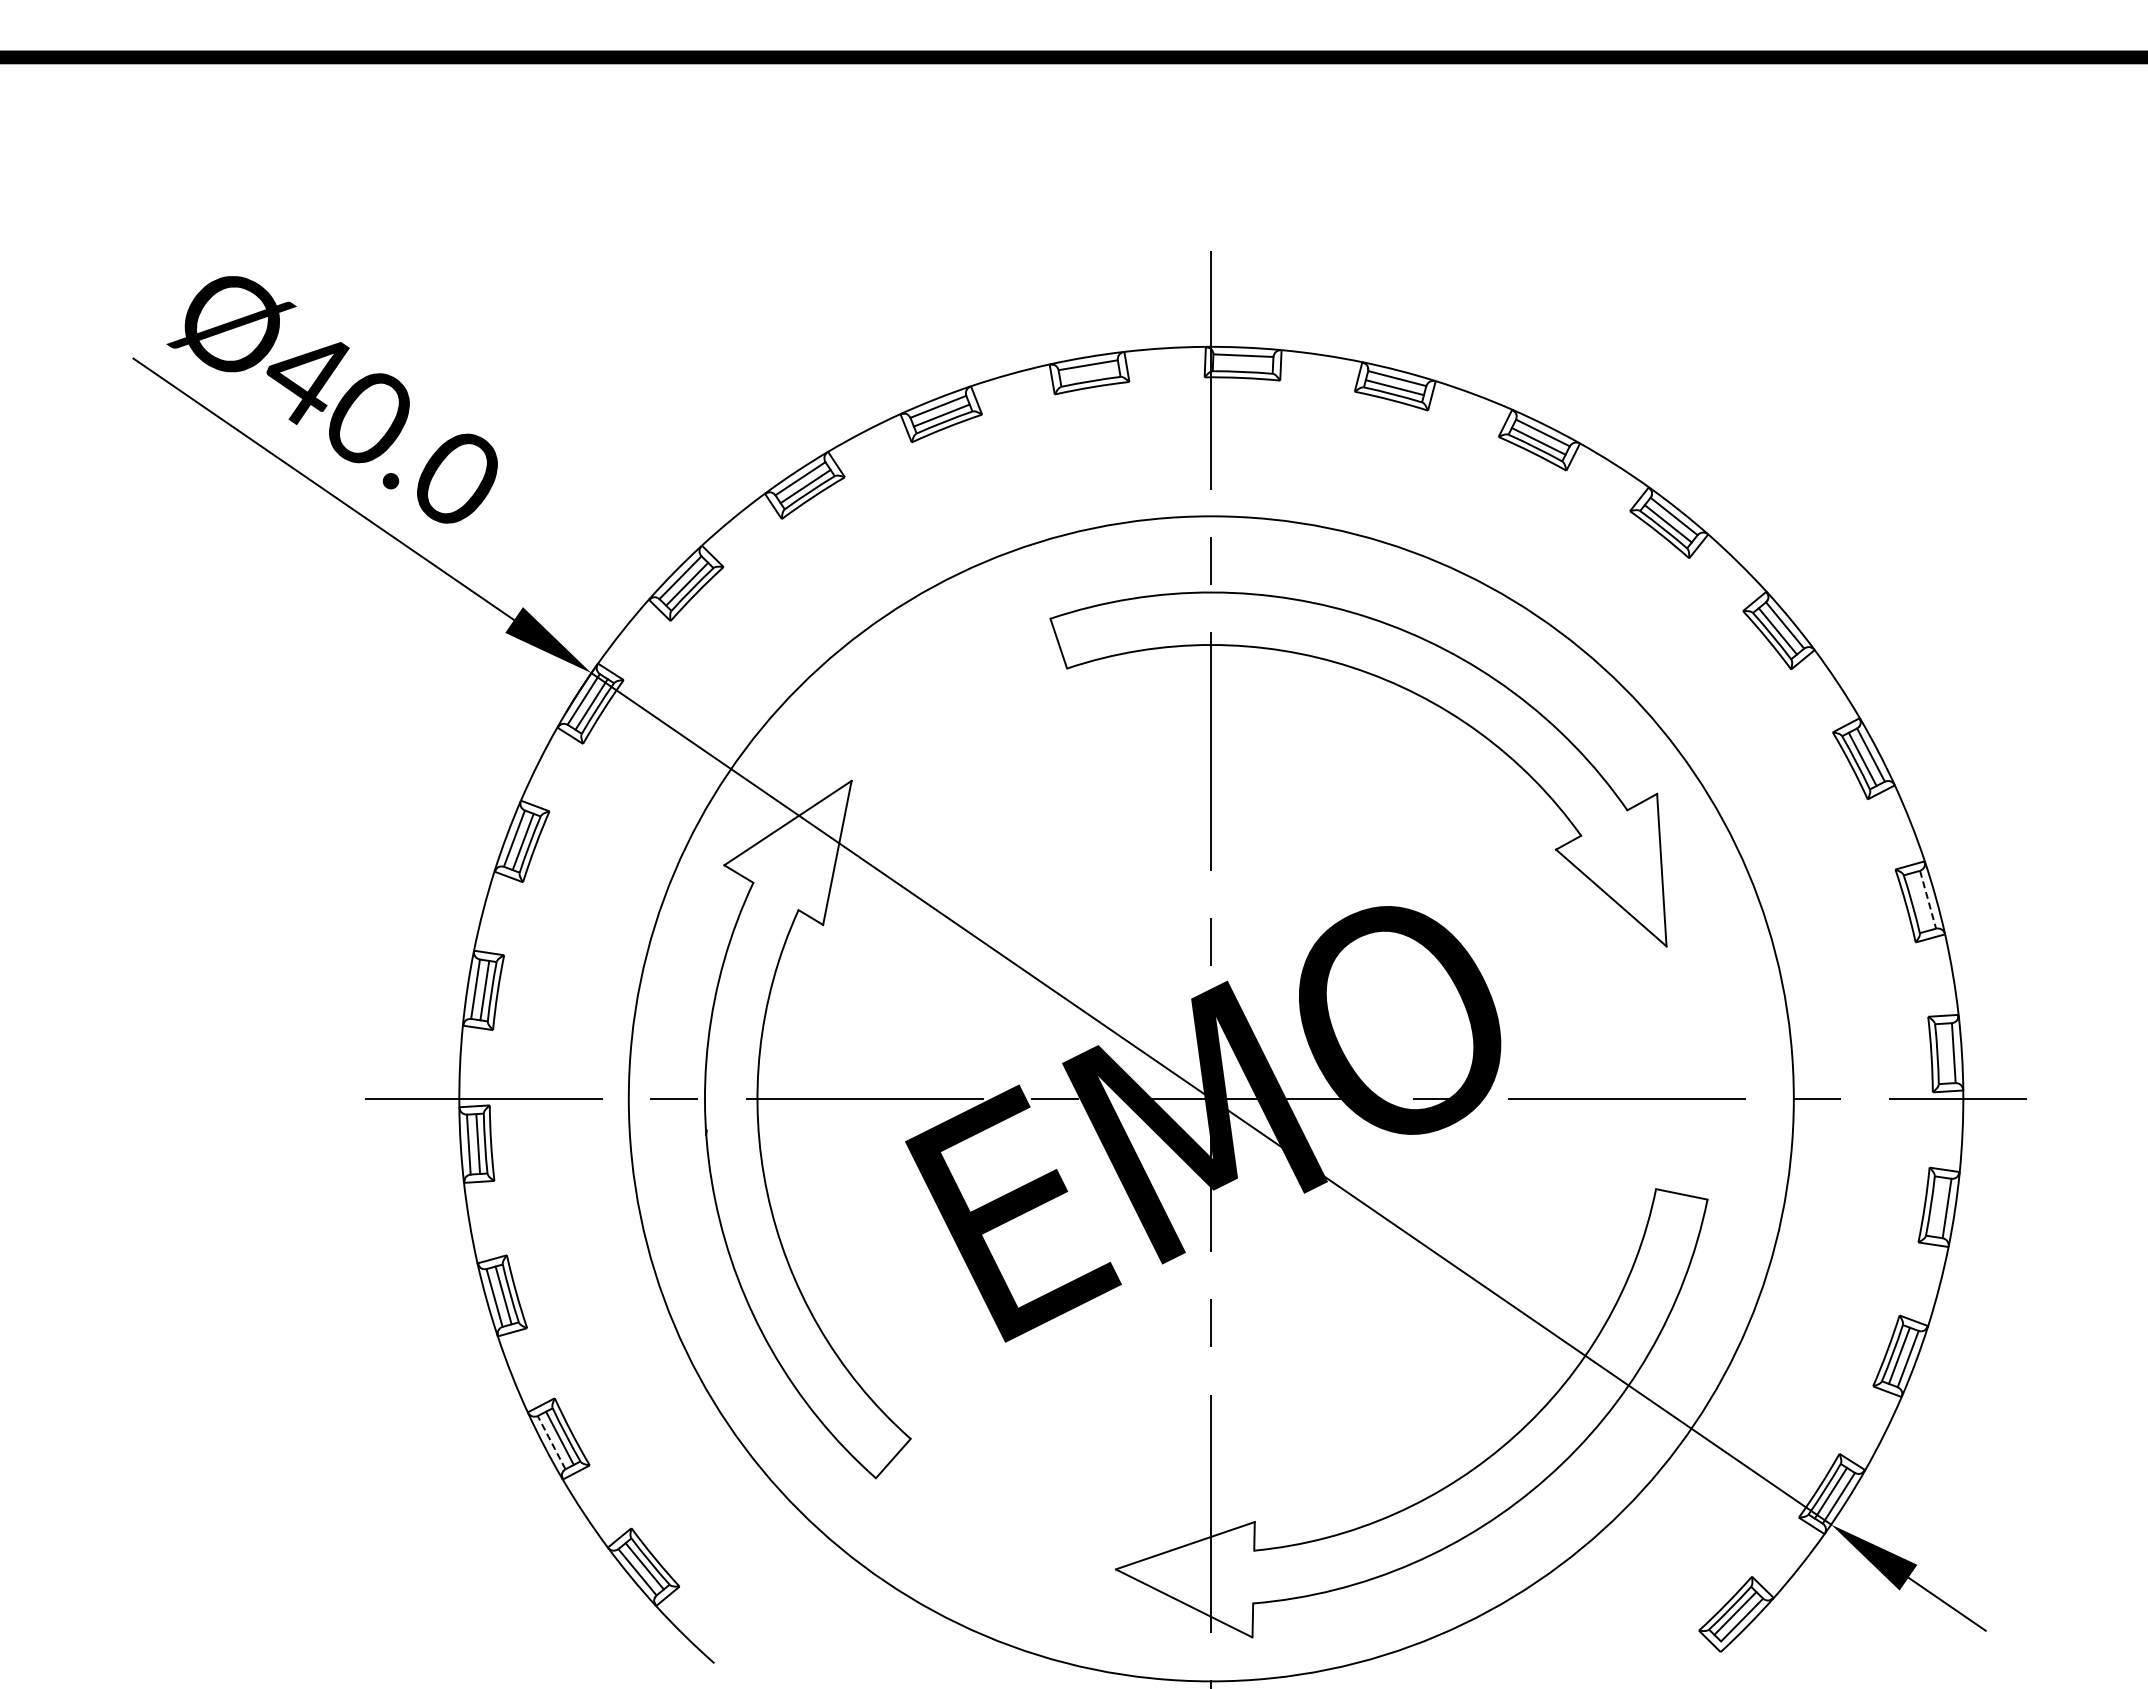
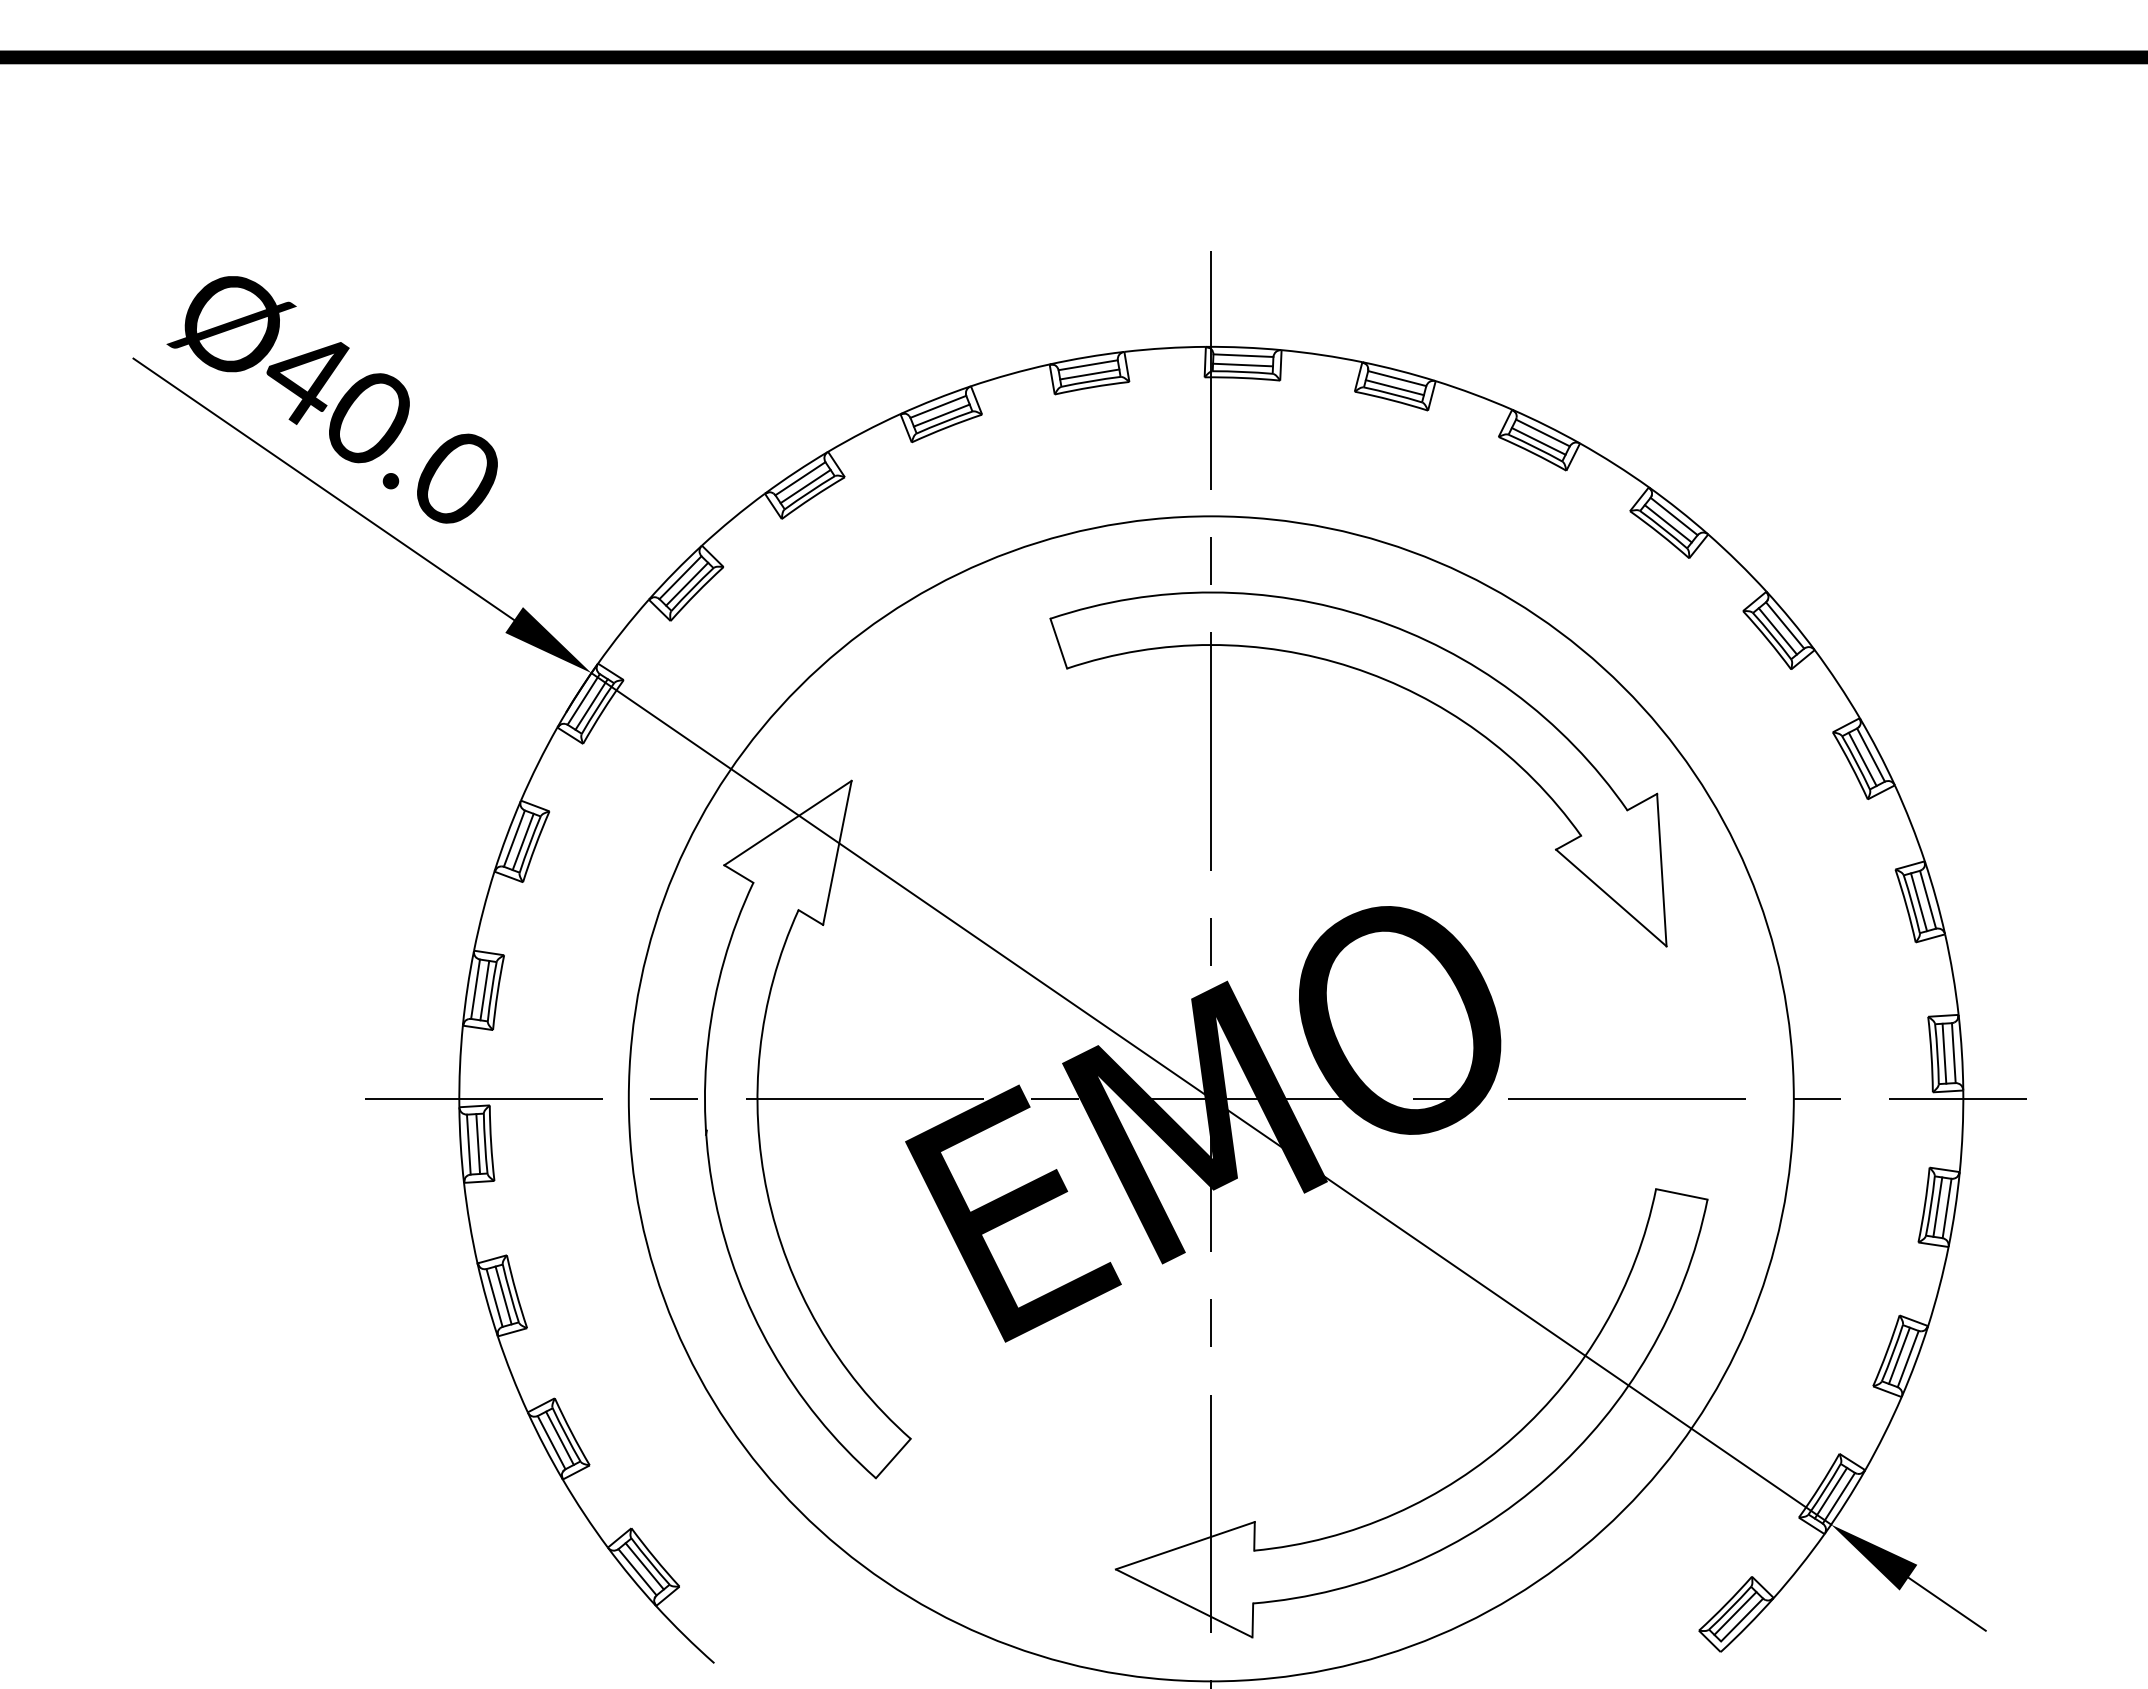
line: none -> present (1243, 364)
line: none -> present (1089, 374)
line: dashed -> solid (1928, 900)
line: none -> present (1919, 902)
line: none -> present (1944, 1053)
line: none -> present (1937, 1206)
line: dashed -> solid (551, 1442)
